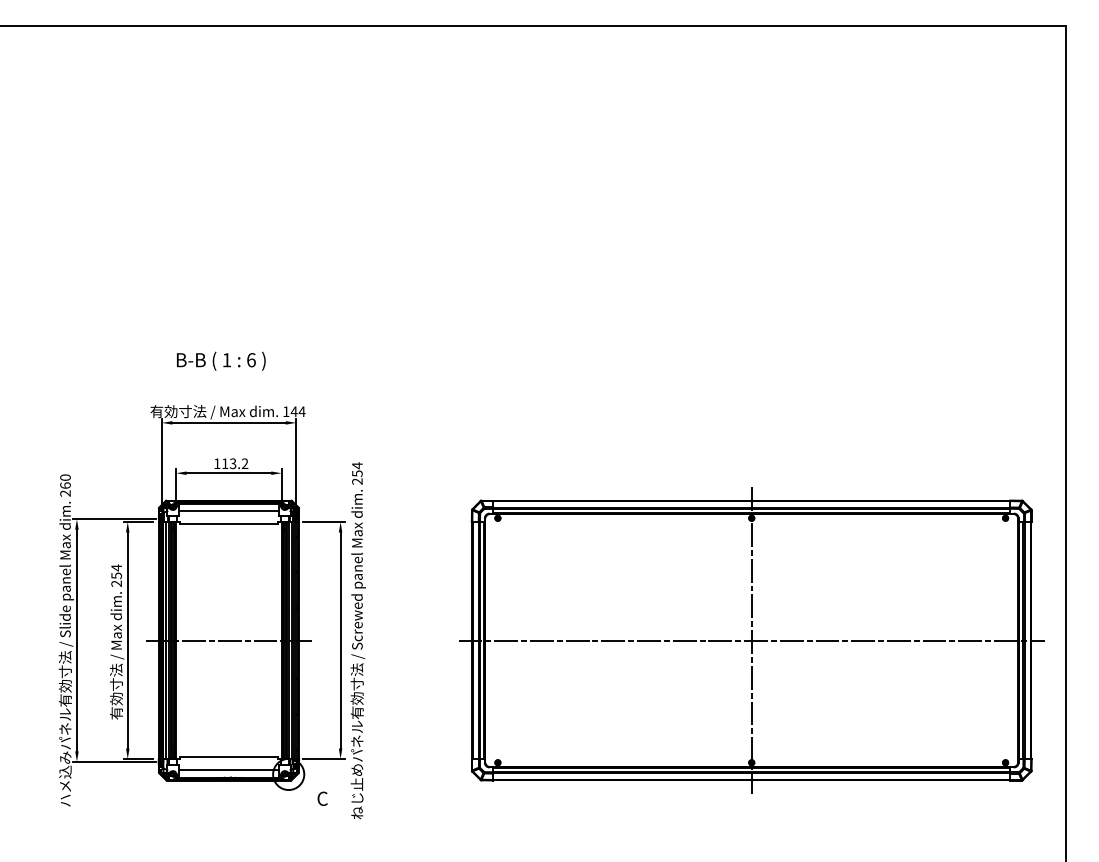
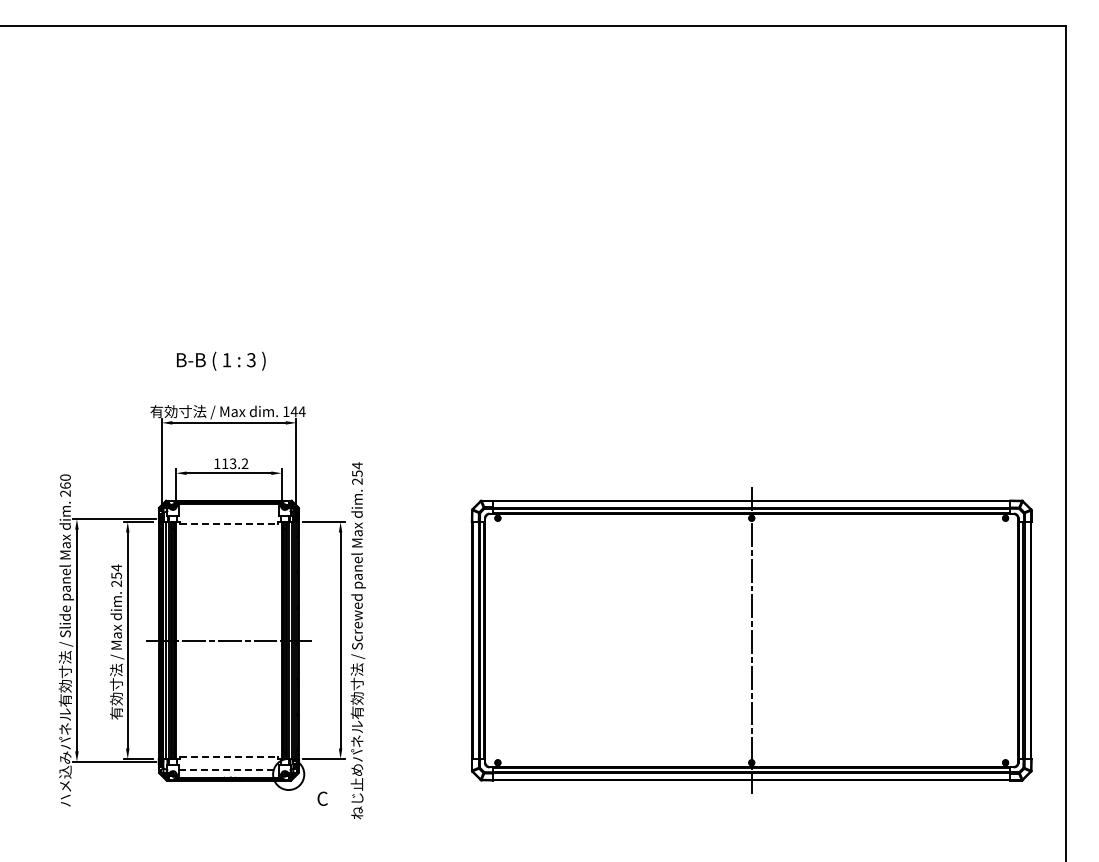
text: 6 -> 3 (251, 360)
line: present -> none (228, 511)
line: solid -> dashed (228, 523)
line: present -> none (751, 640)
line: solid -> dashed (228, 757)
line: solid -> dashed (229, 770)
